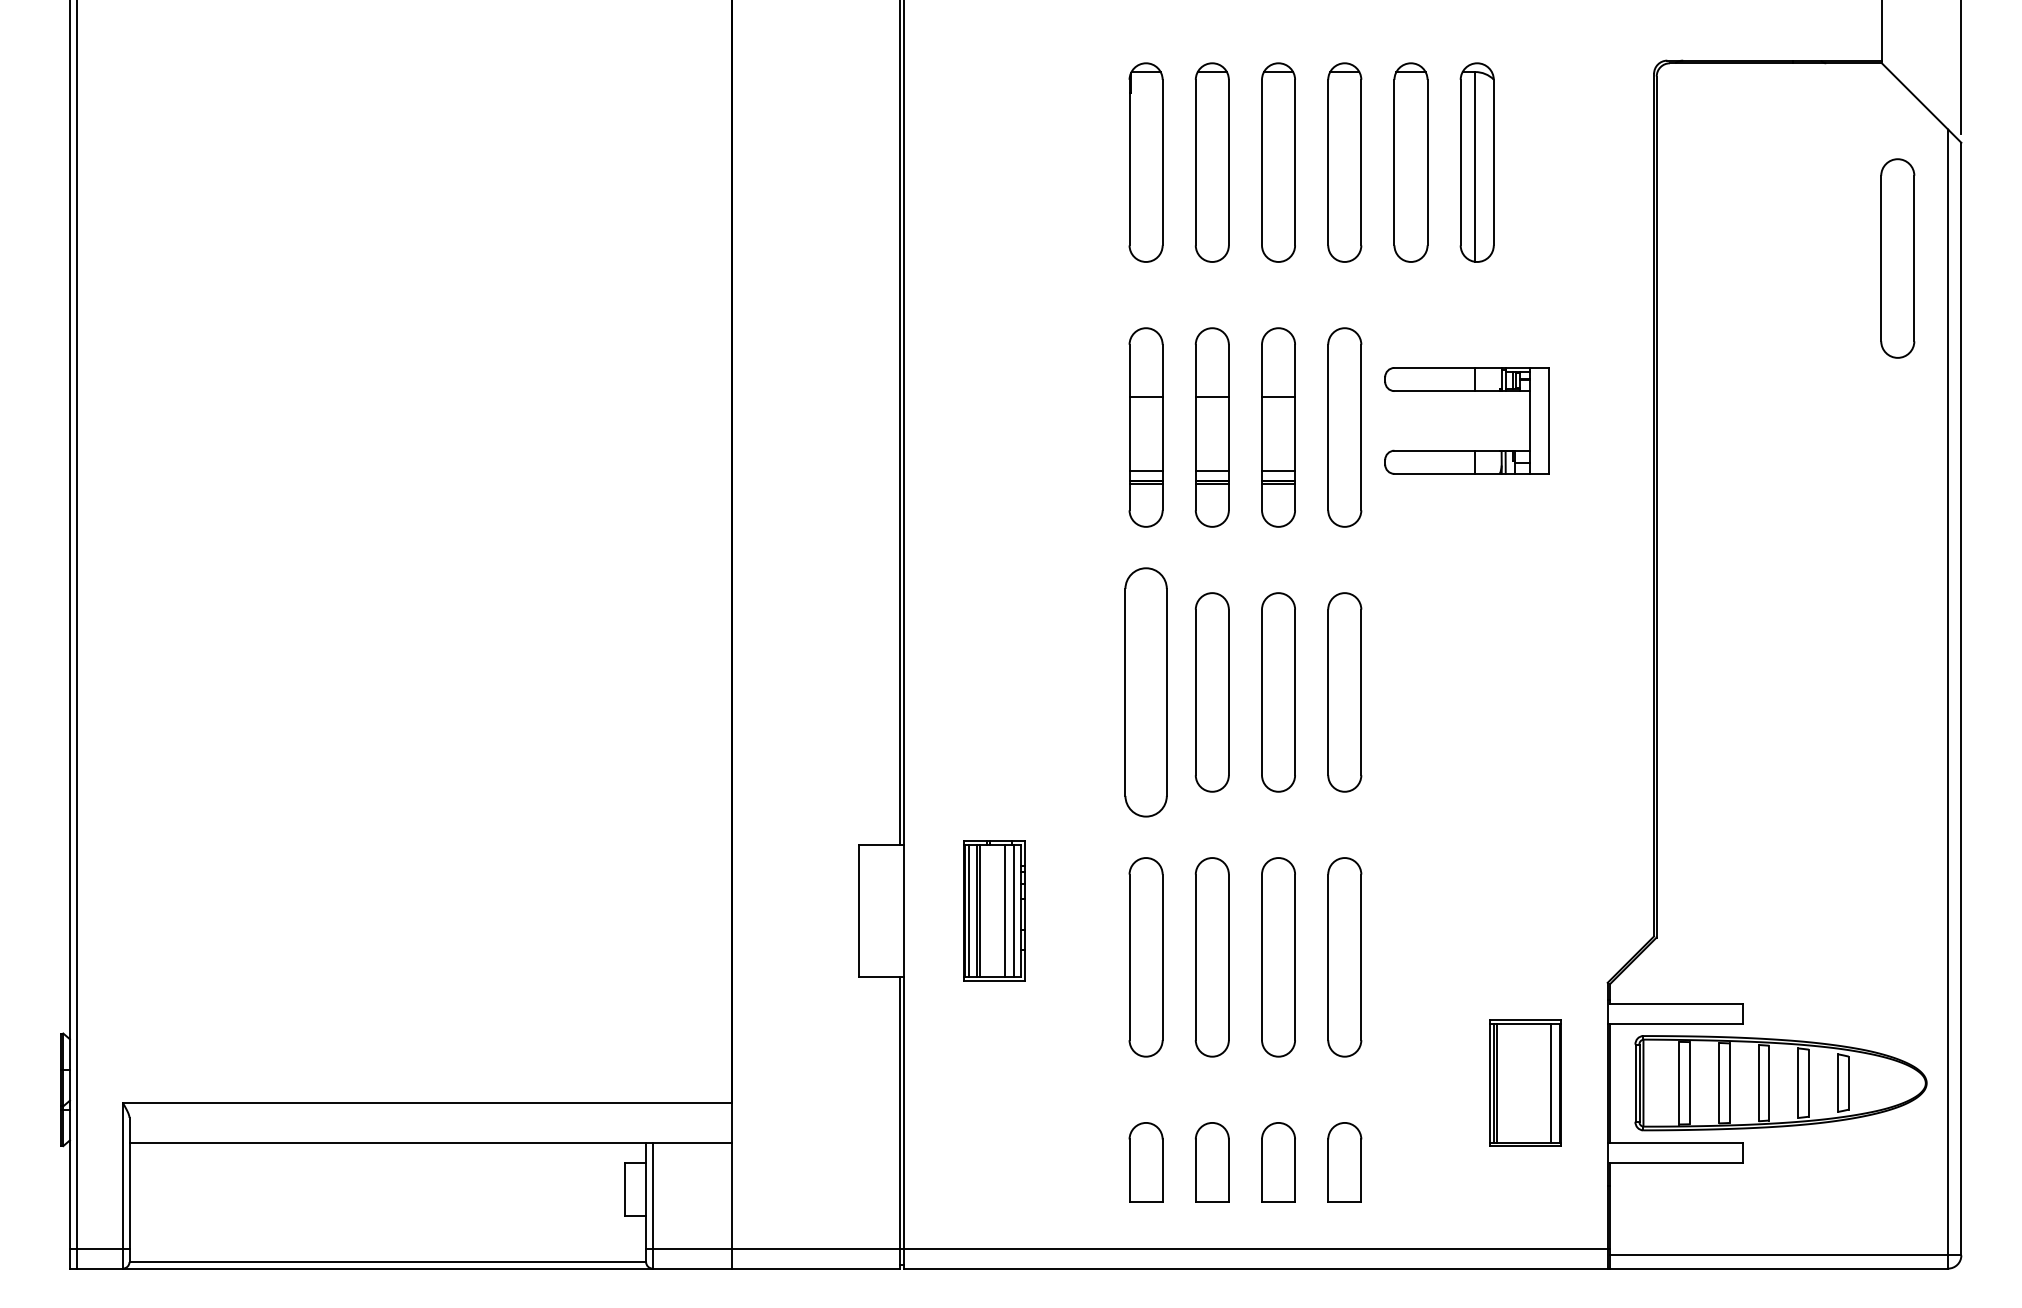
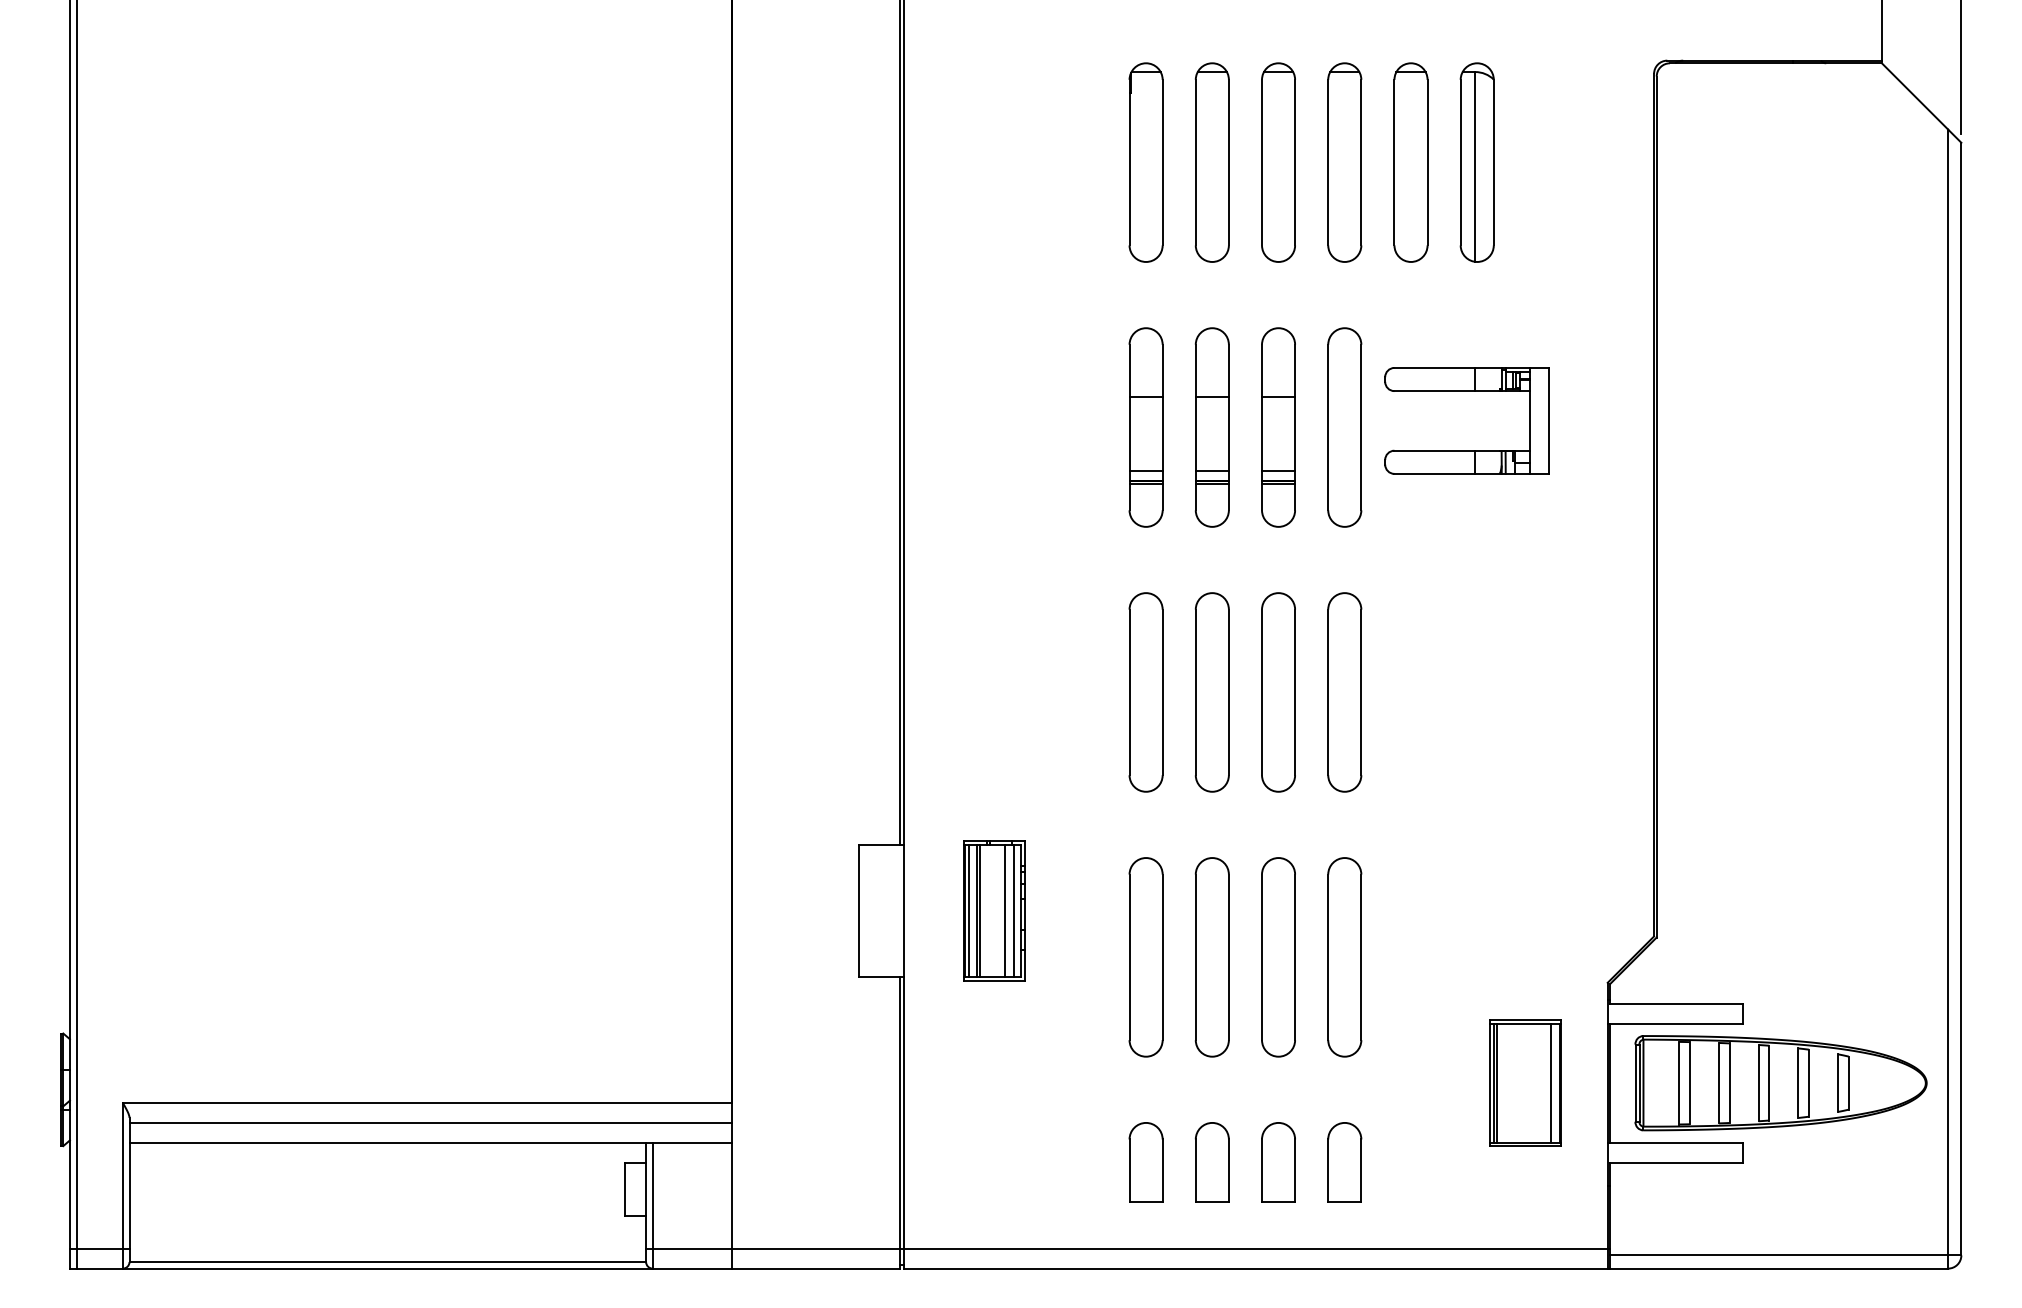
part: present -> none (1897, 258)
part size: 44x251 px -> 36x201 px (1145, 692)
line: none -> present (430, 1122)
